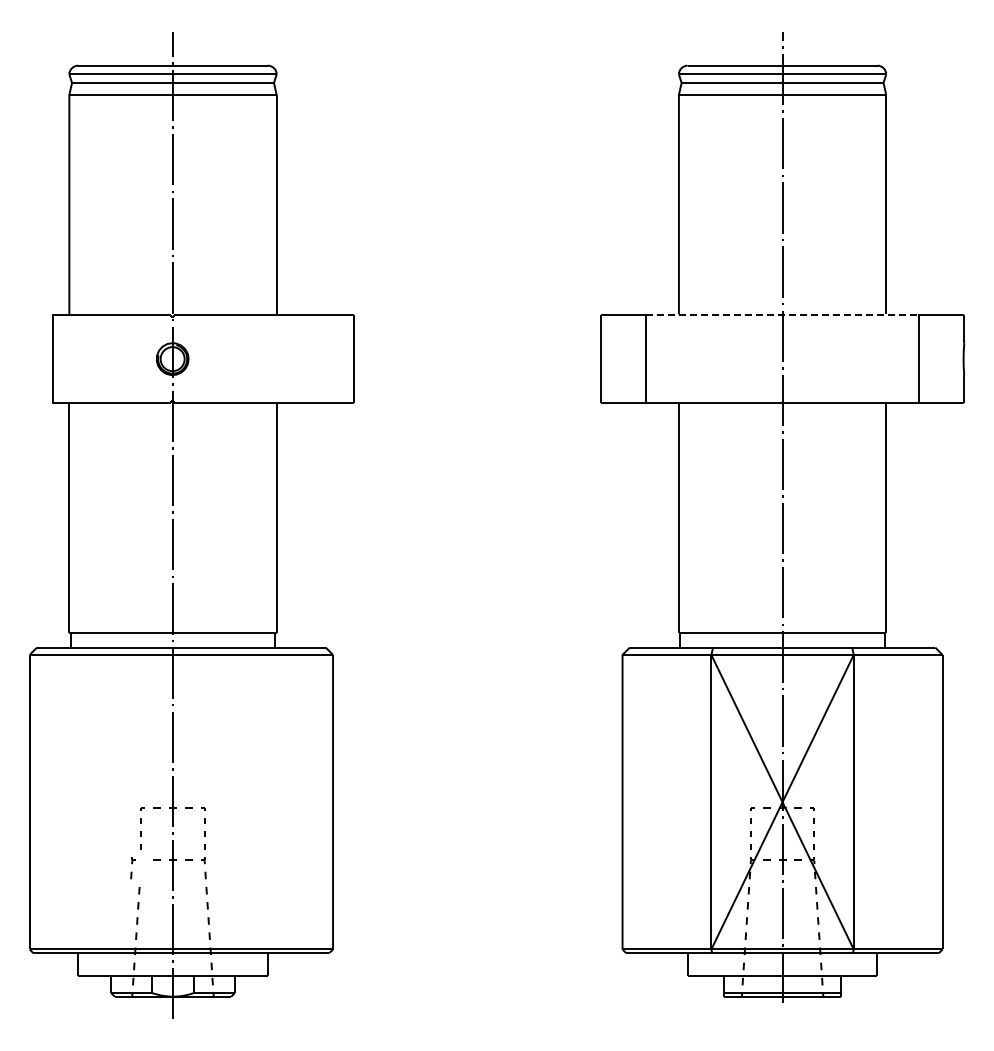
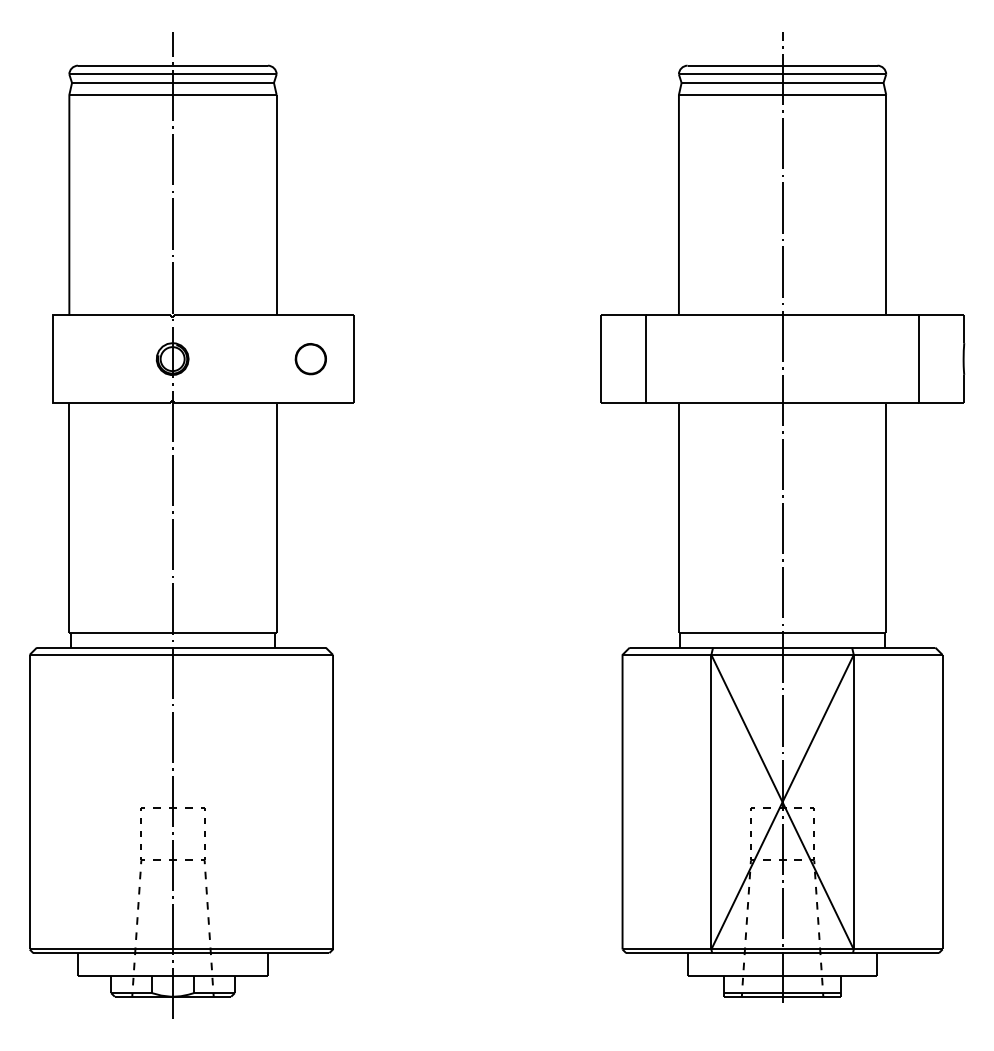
line: dashed -> solid (782, 315)
part: none -> present (310, 359)
part position: (132, 868) -> (141, 868) (141, 868)
